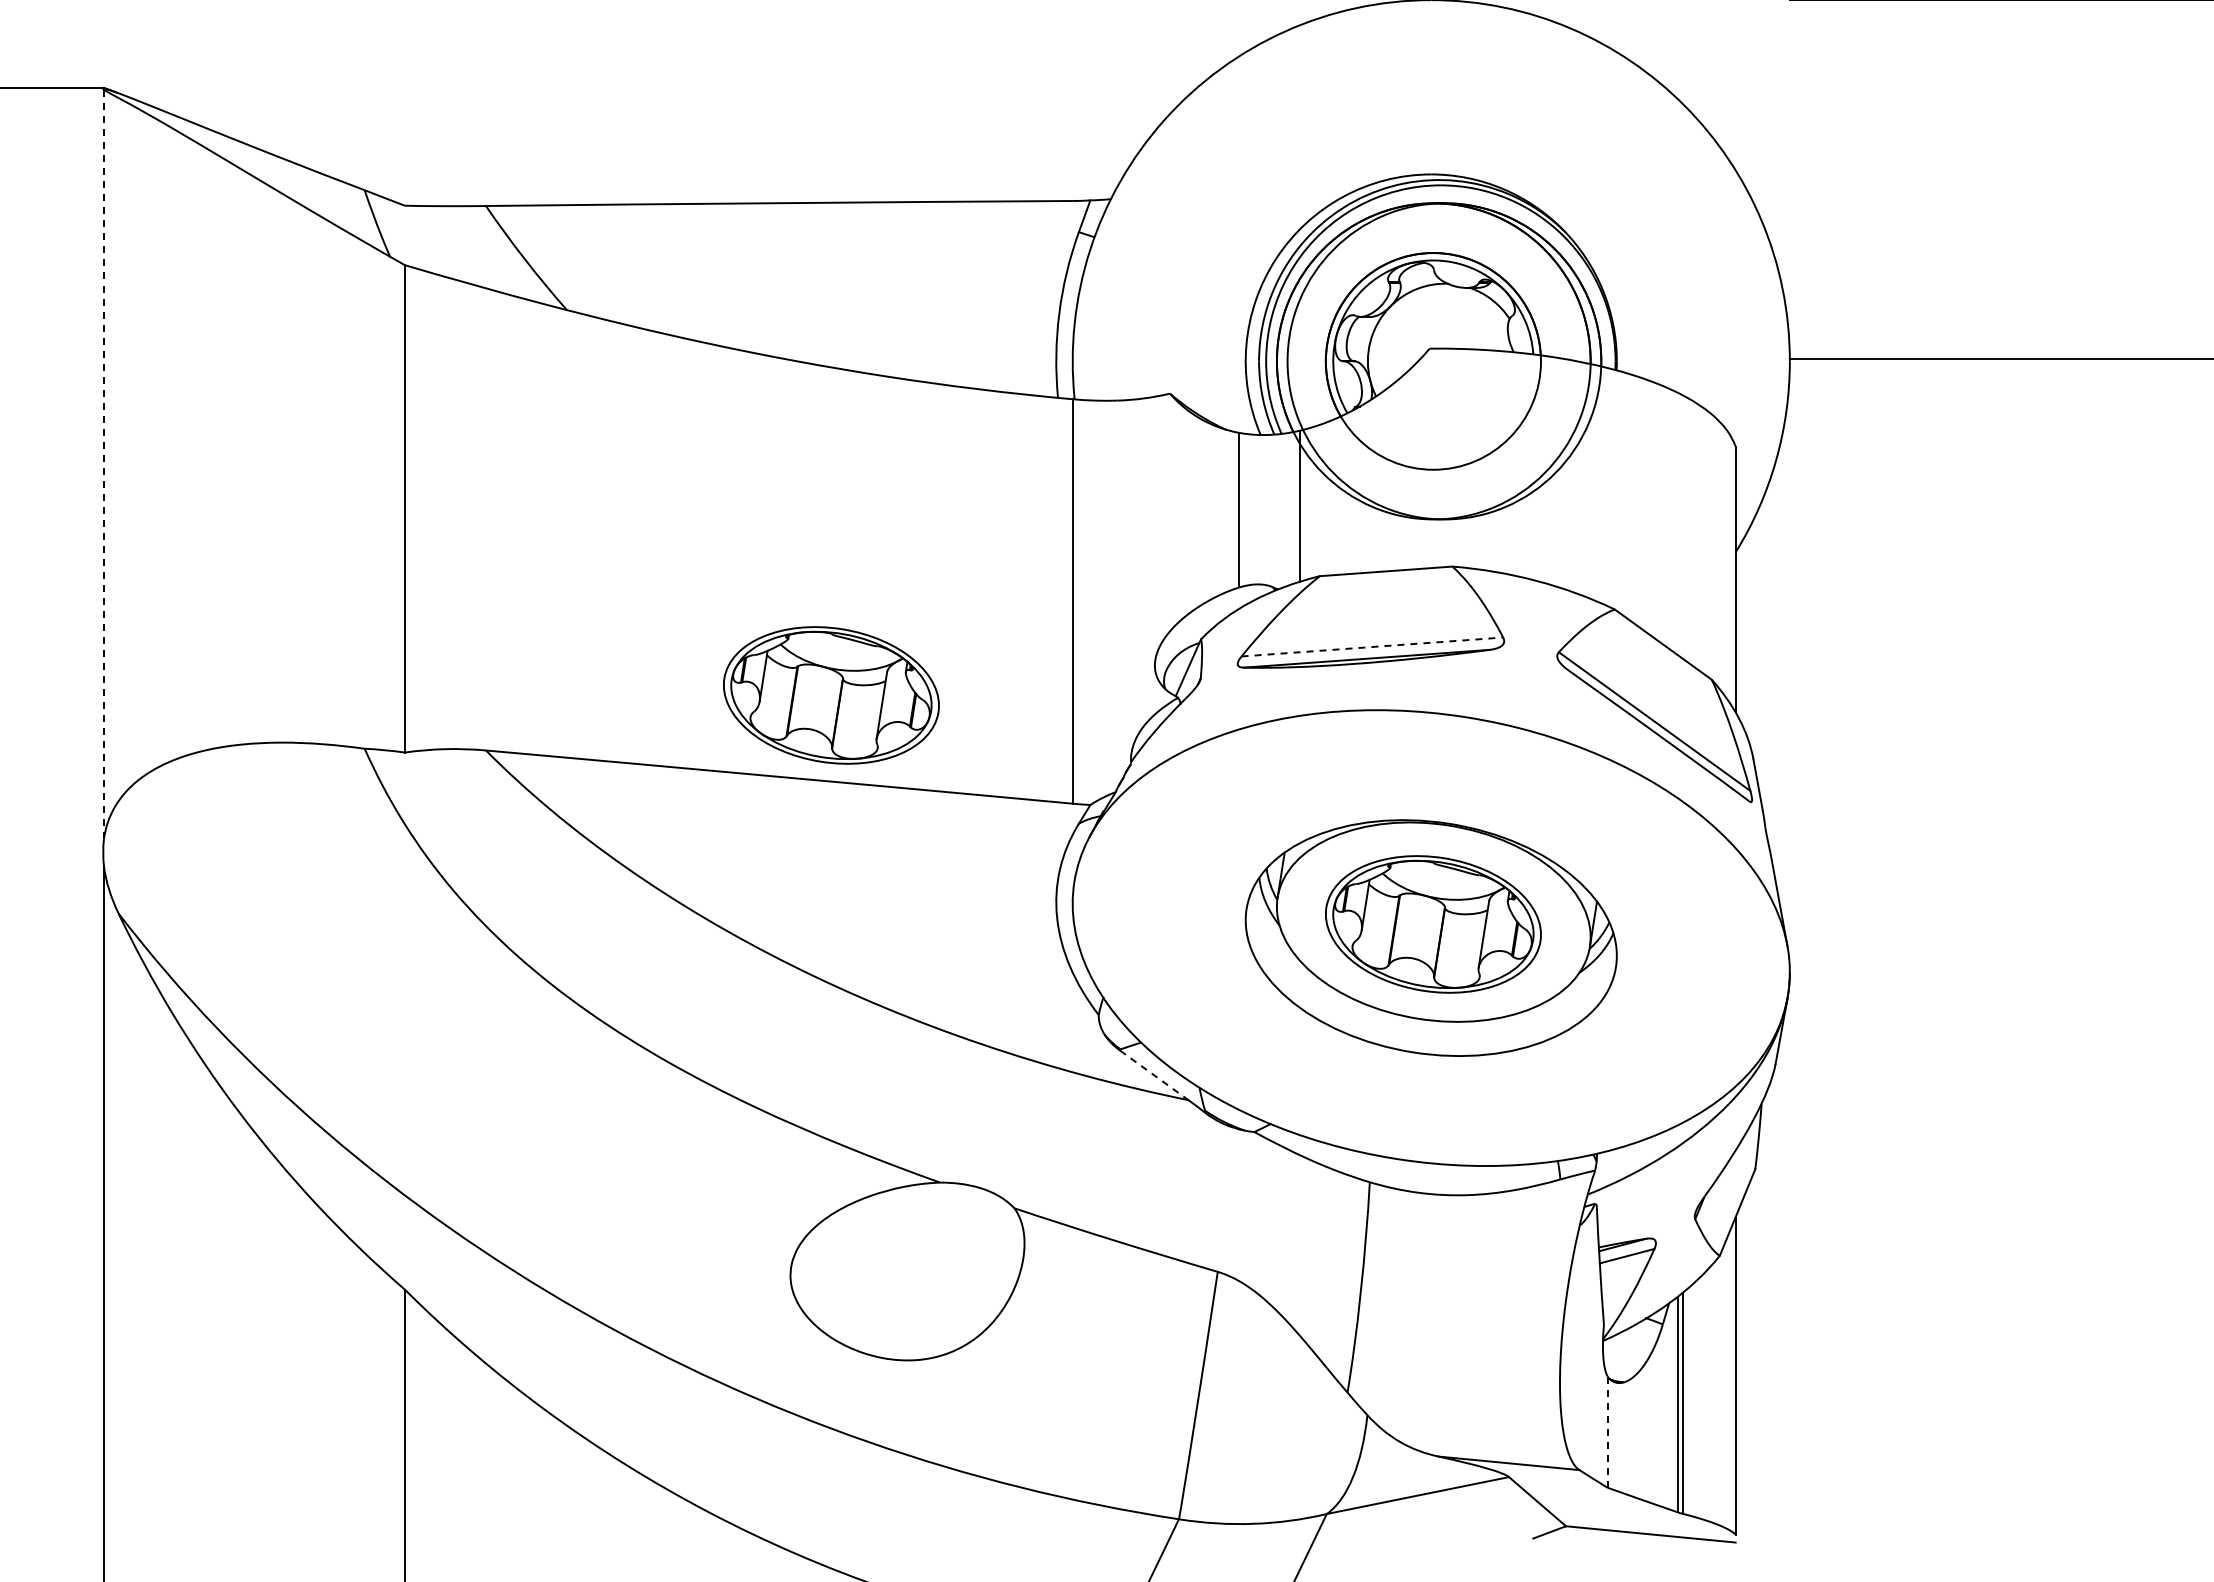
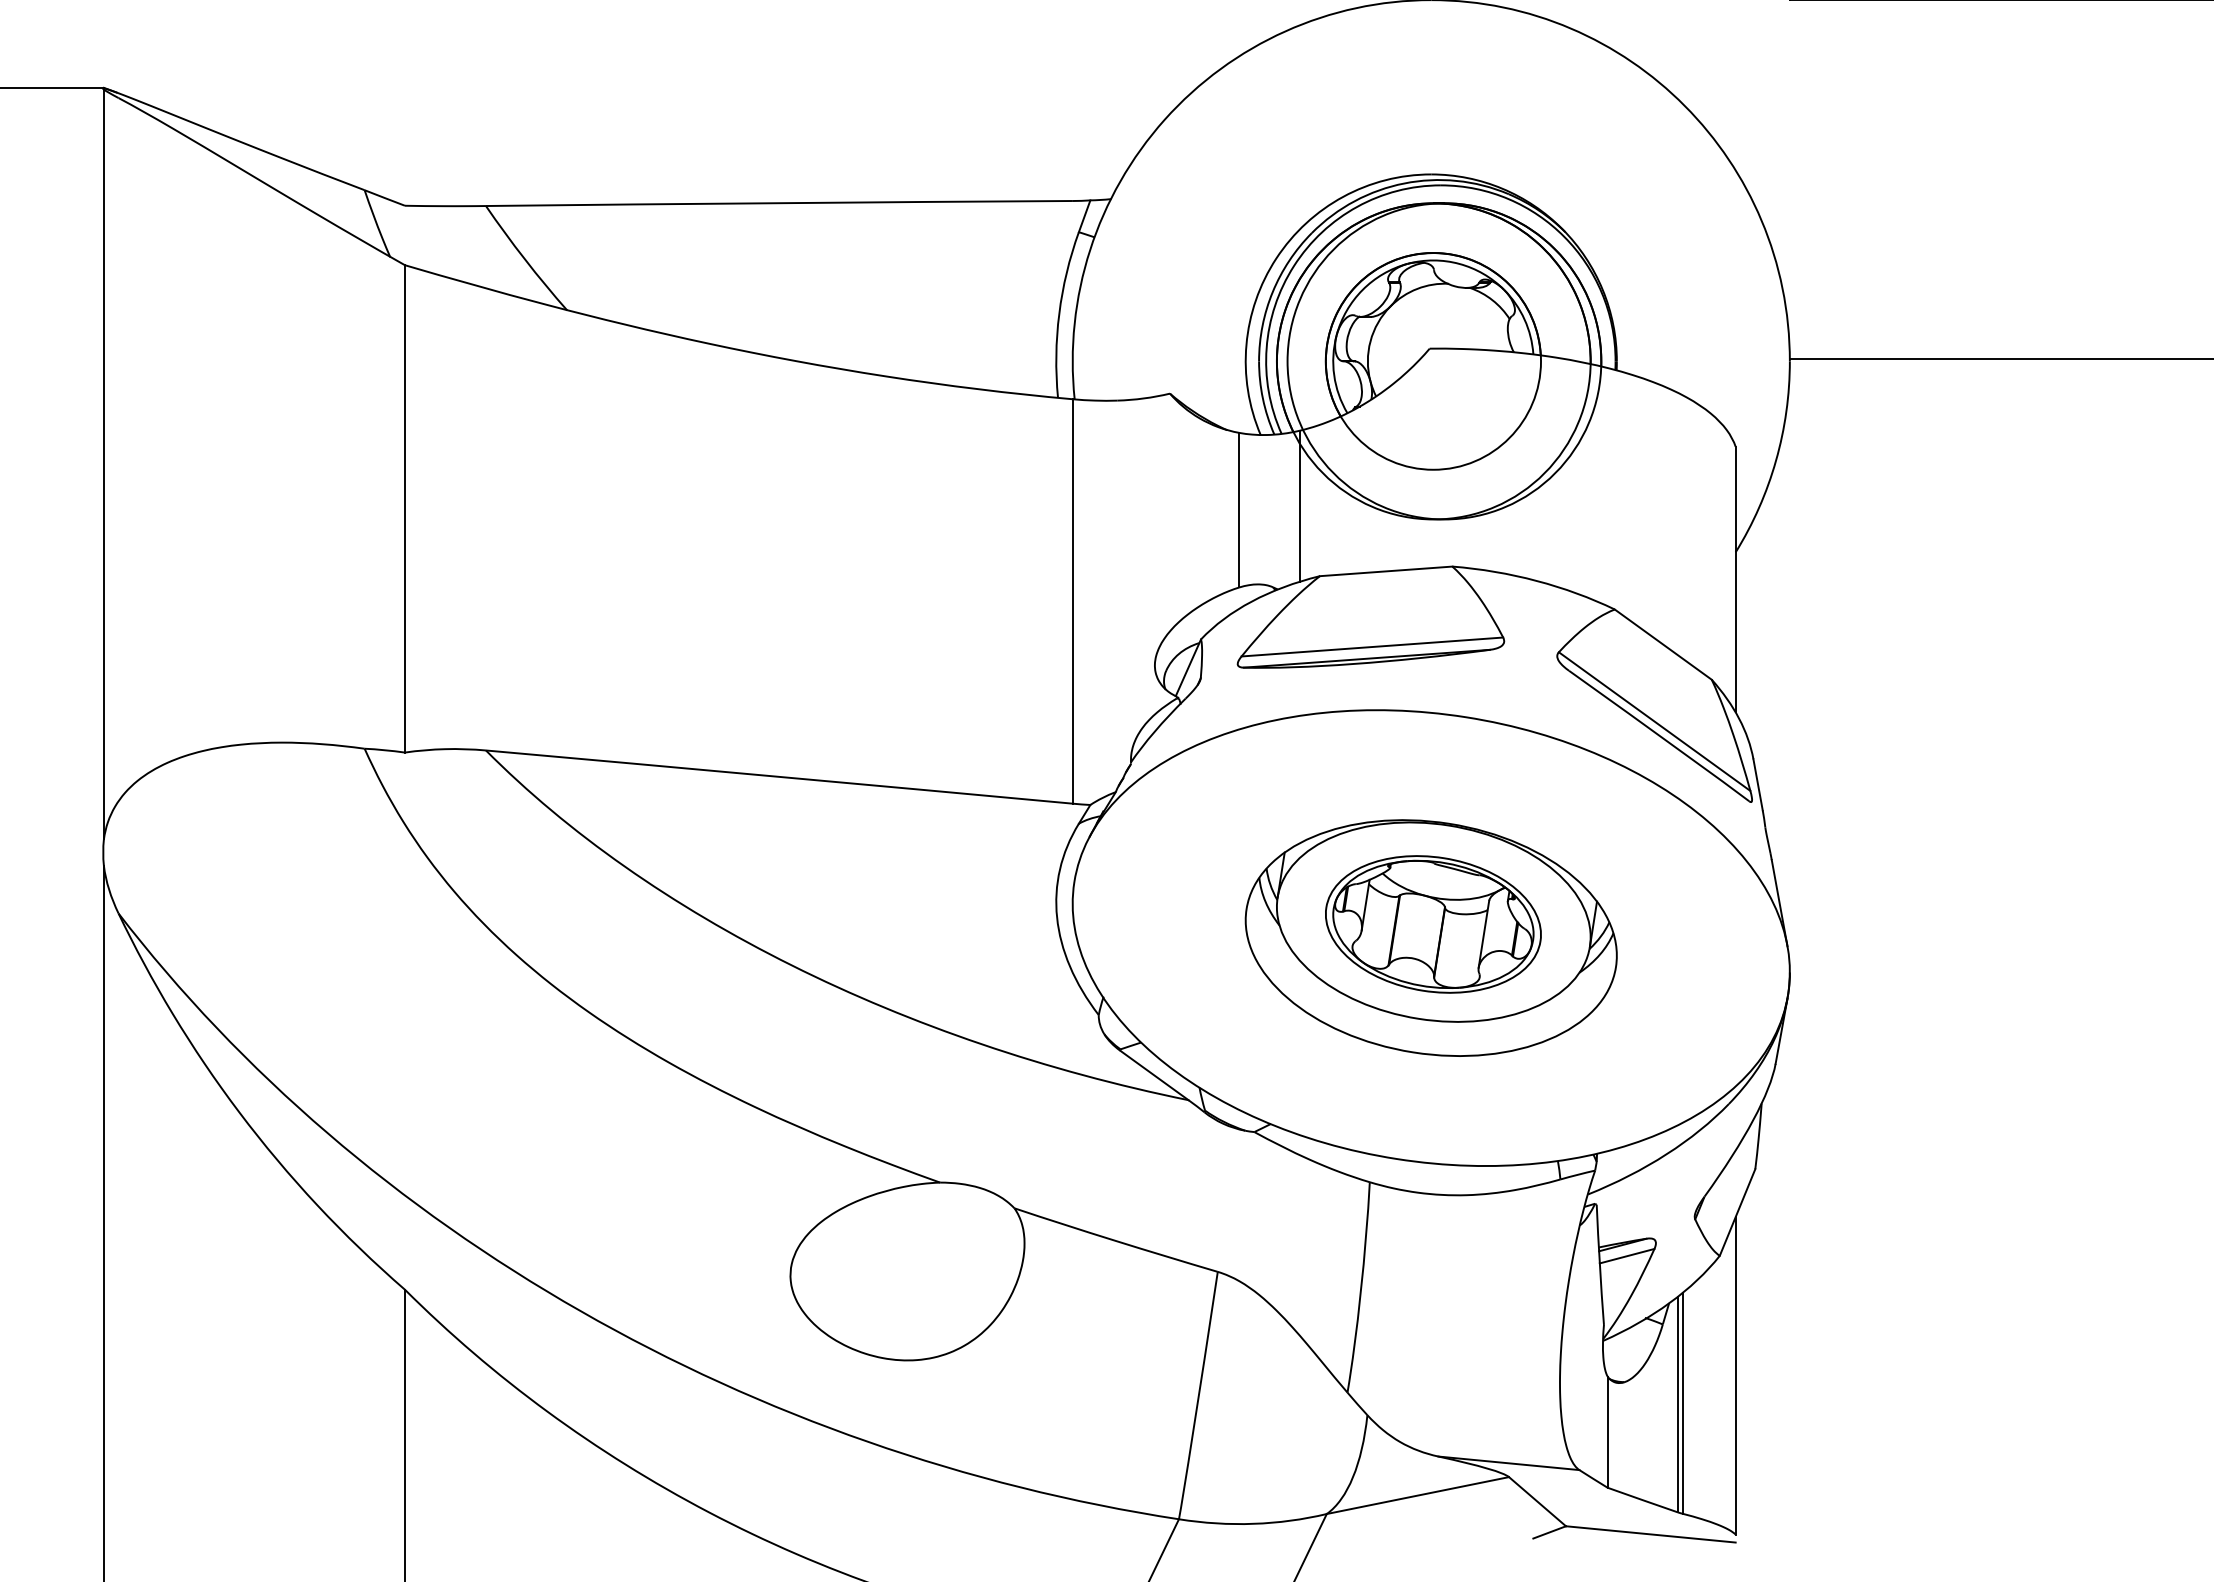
line: dashed -> solid (103, 464)
line: dashed -> solid (1372, 646)
part: present -> none (831, 695)
line: dashed -> solid (1154, 1075)
line: dashed -> solid (1607, 1432)
